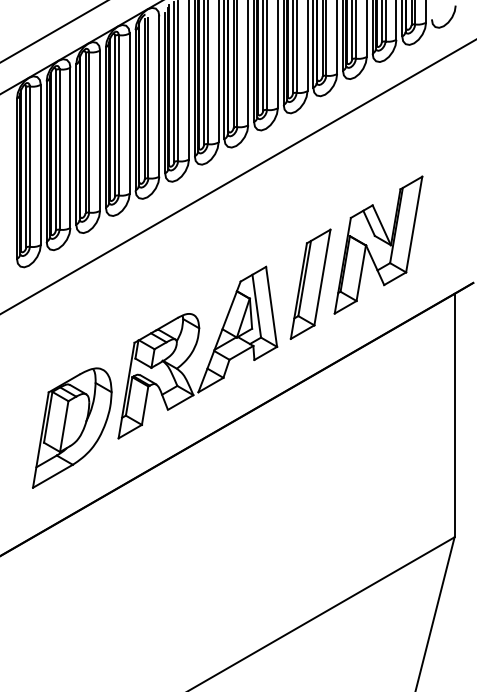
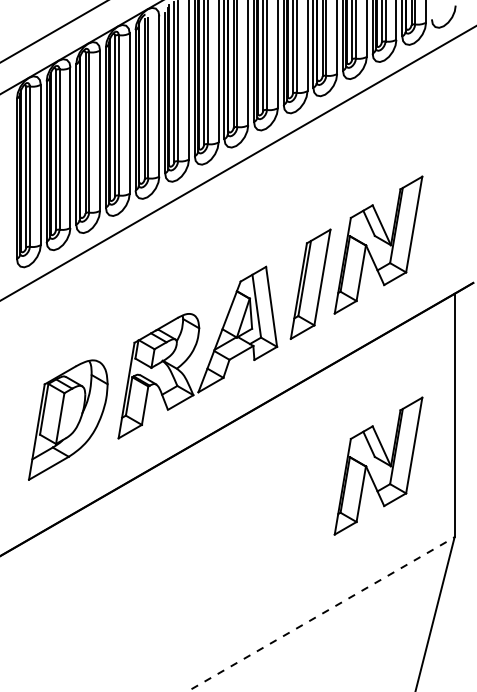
line position: (237, 177) -> (237, 163) (237, 163)
part position: (72, 427) -> (68, 419) (68, 419)
part: none -> present (378, 465)
line: solid -> dashed (321, 614)
